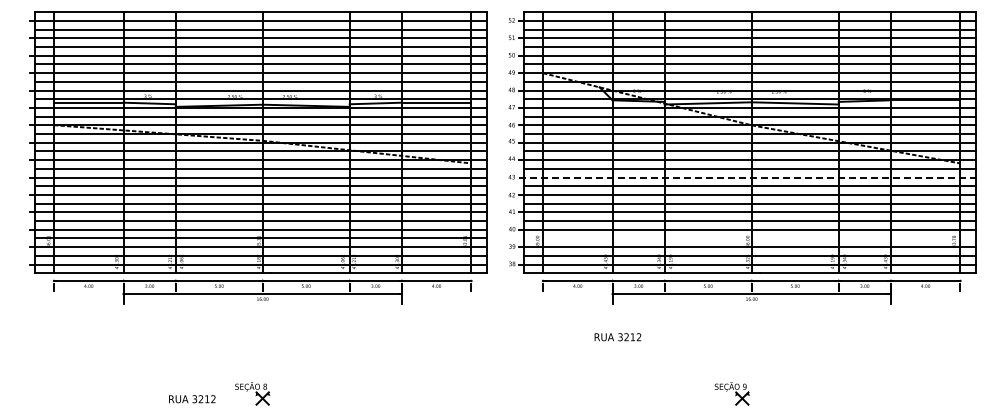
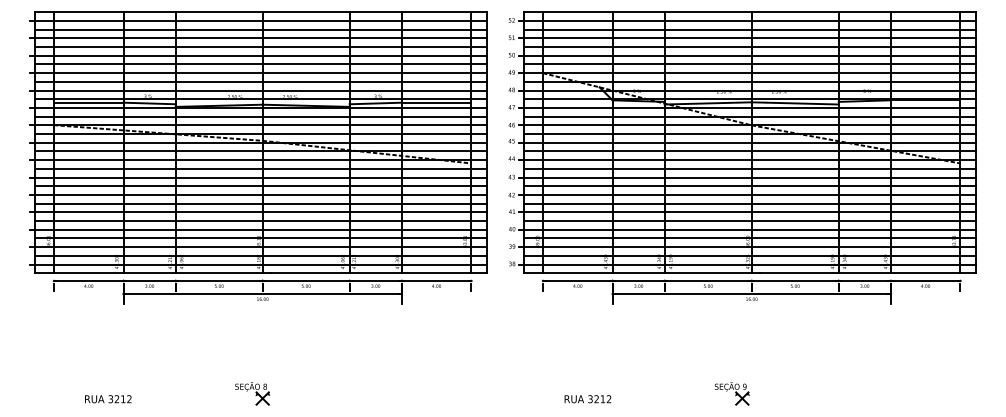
line: dashed -> solid (748, 177)
line: none -> present (749, 238)
text position: (617, 337) -> (587, 399) (587, 399)
text position: (192, 399) -> (108, 399) (108, 399)
